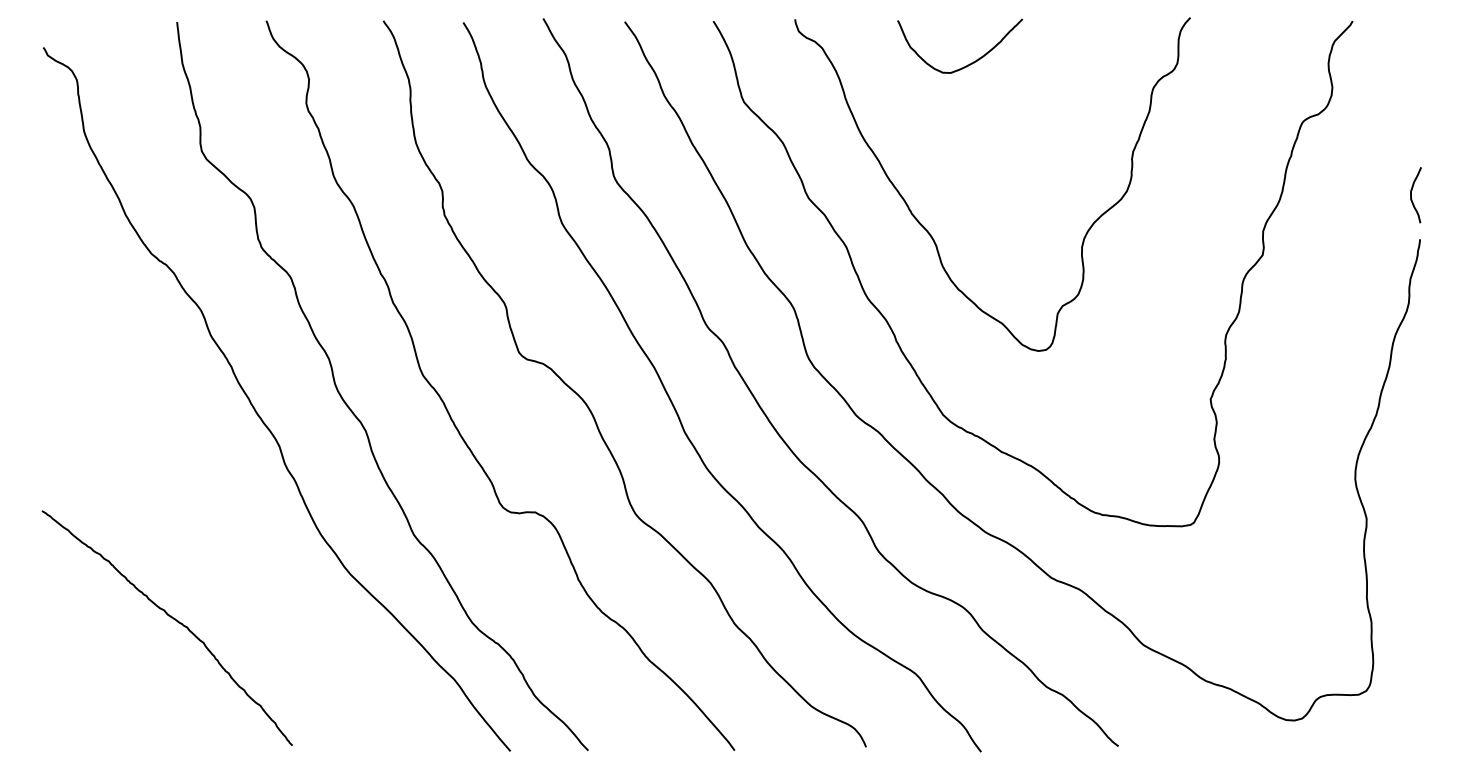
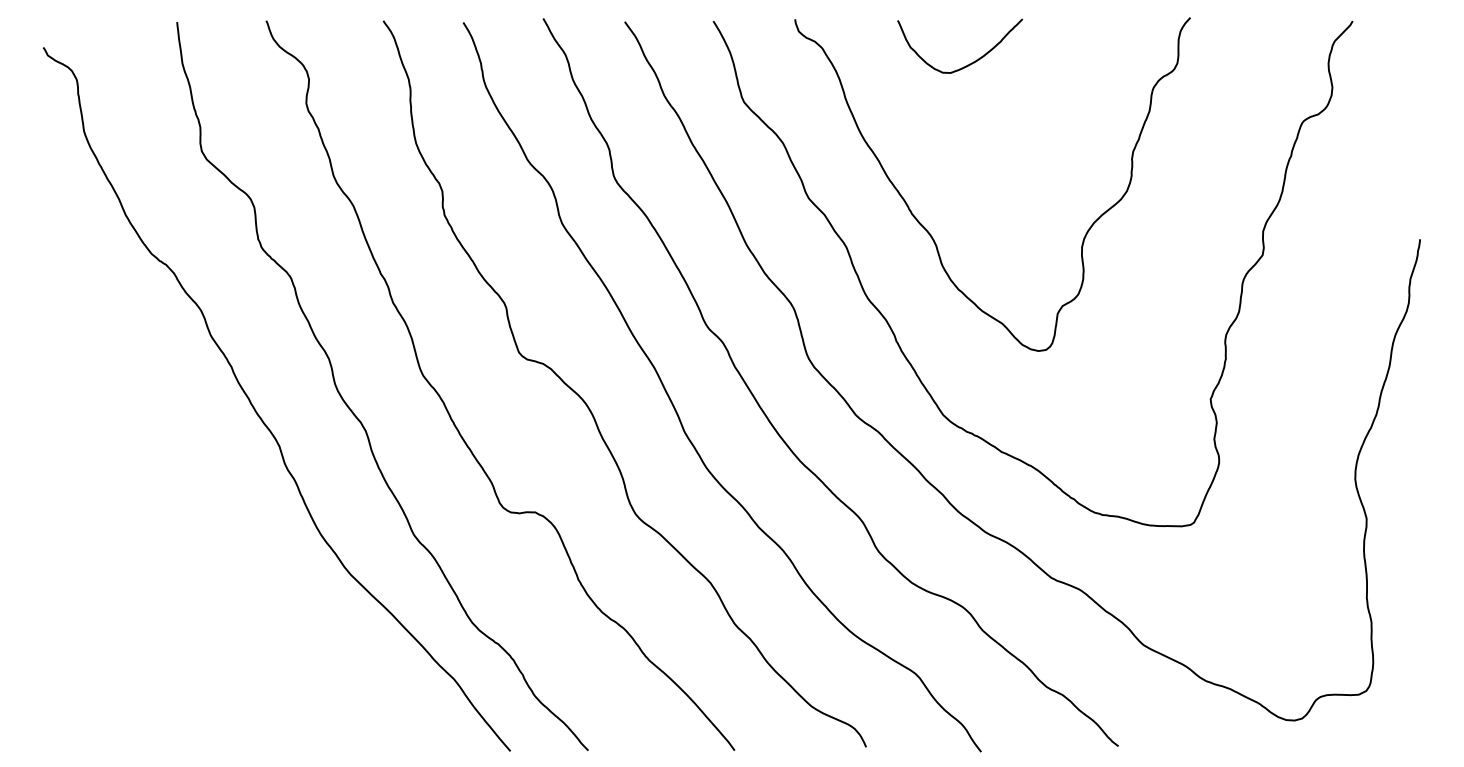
curve: present -> none (1411, 195)
curve: present -> none (171, 618)
